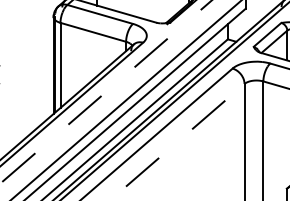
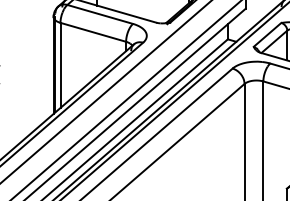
line: dashed -> solid (106, 91)
line: dashed -> solid (177, 142)
